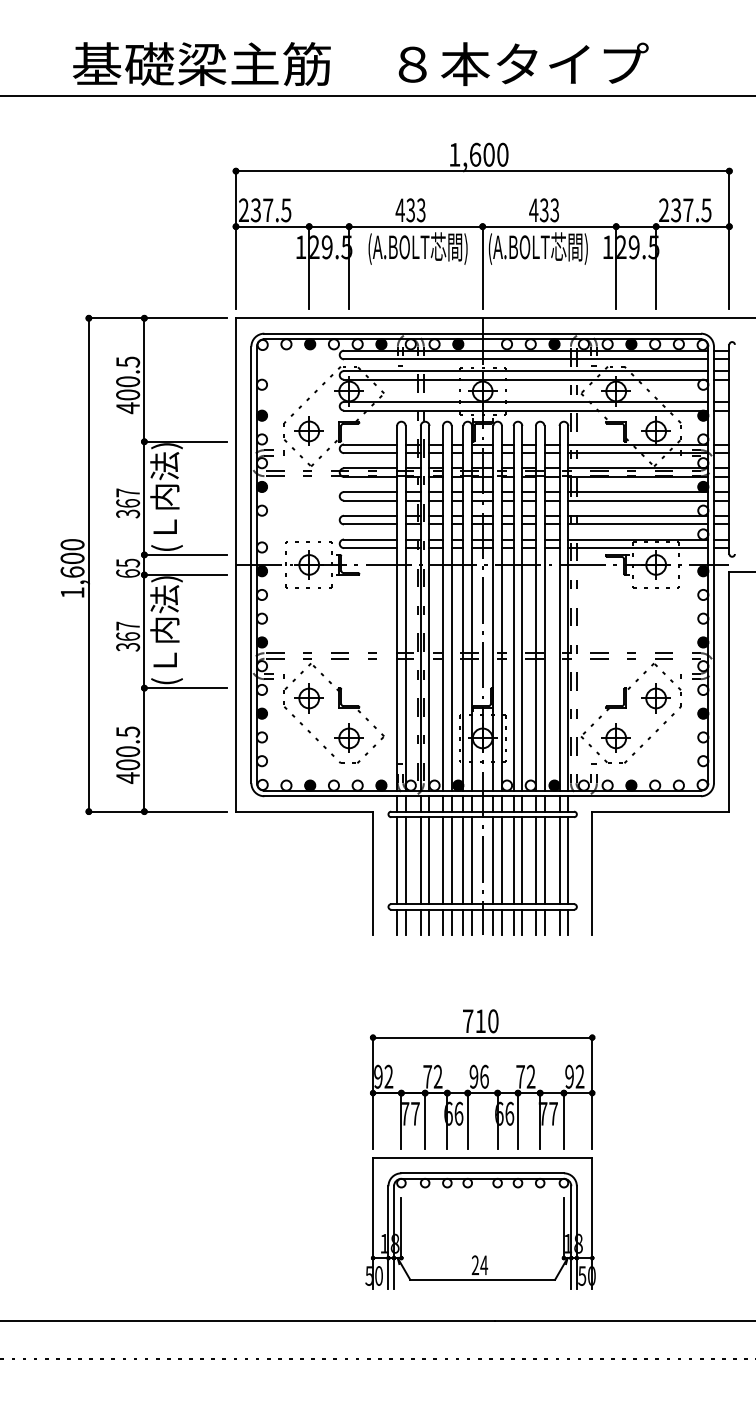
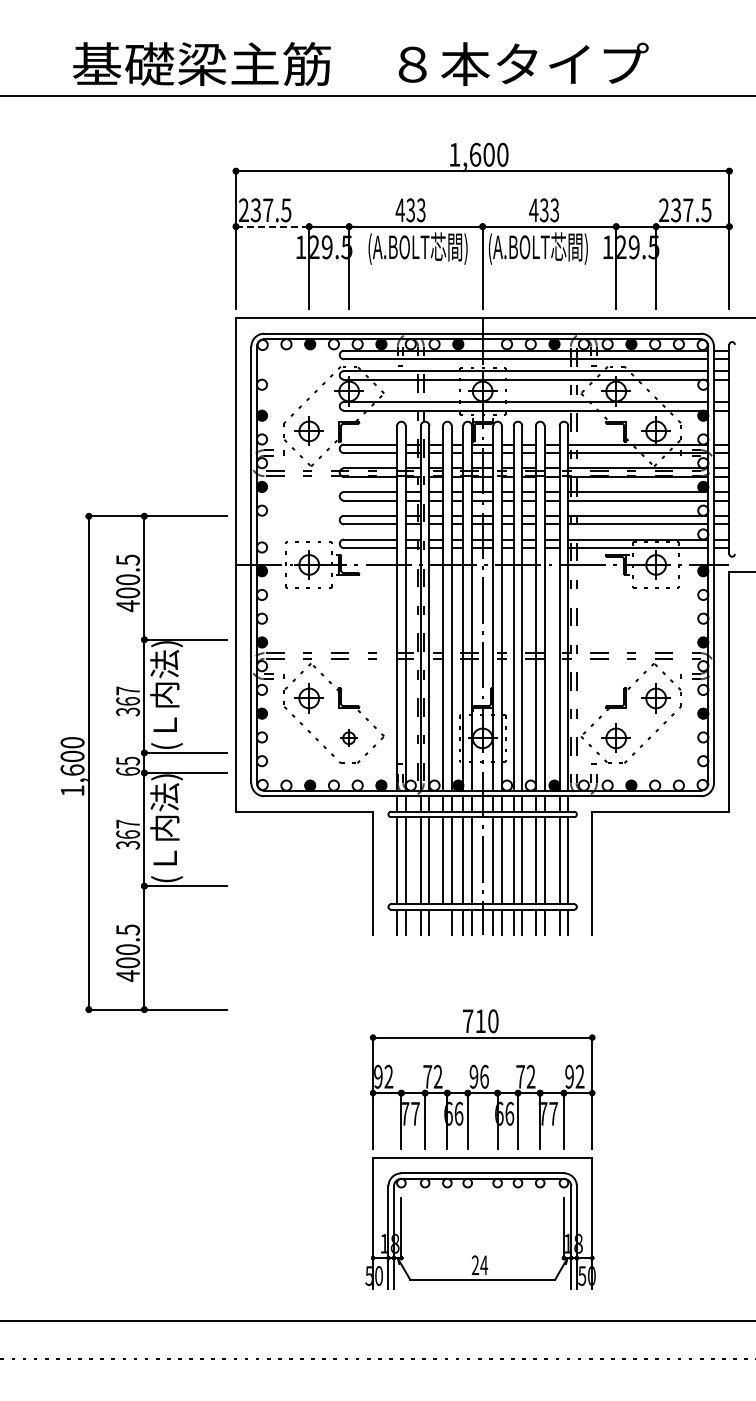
line: solid -> dashed (272, 226)
part position: (143, 564) -> (143, 762) (143, 762)
part size: 30x30 px -> 18x18 px (348, 737)
line: present -> none (443, 922)
